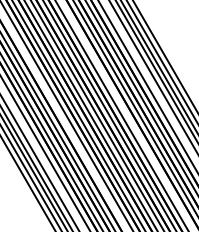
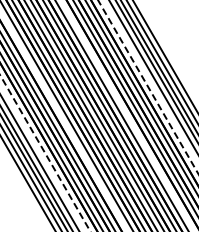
line: solid -> dashed (148, 86)
line: solid -> dashed (45, 153)
